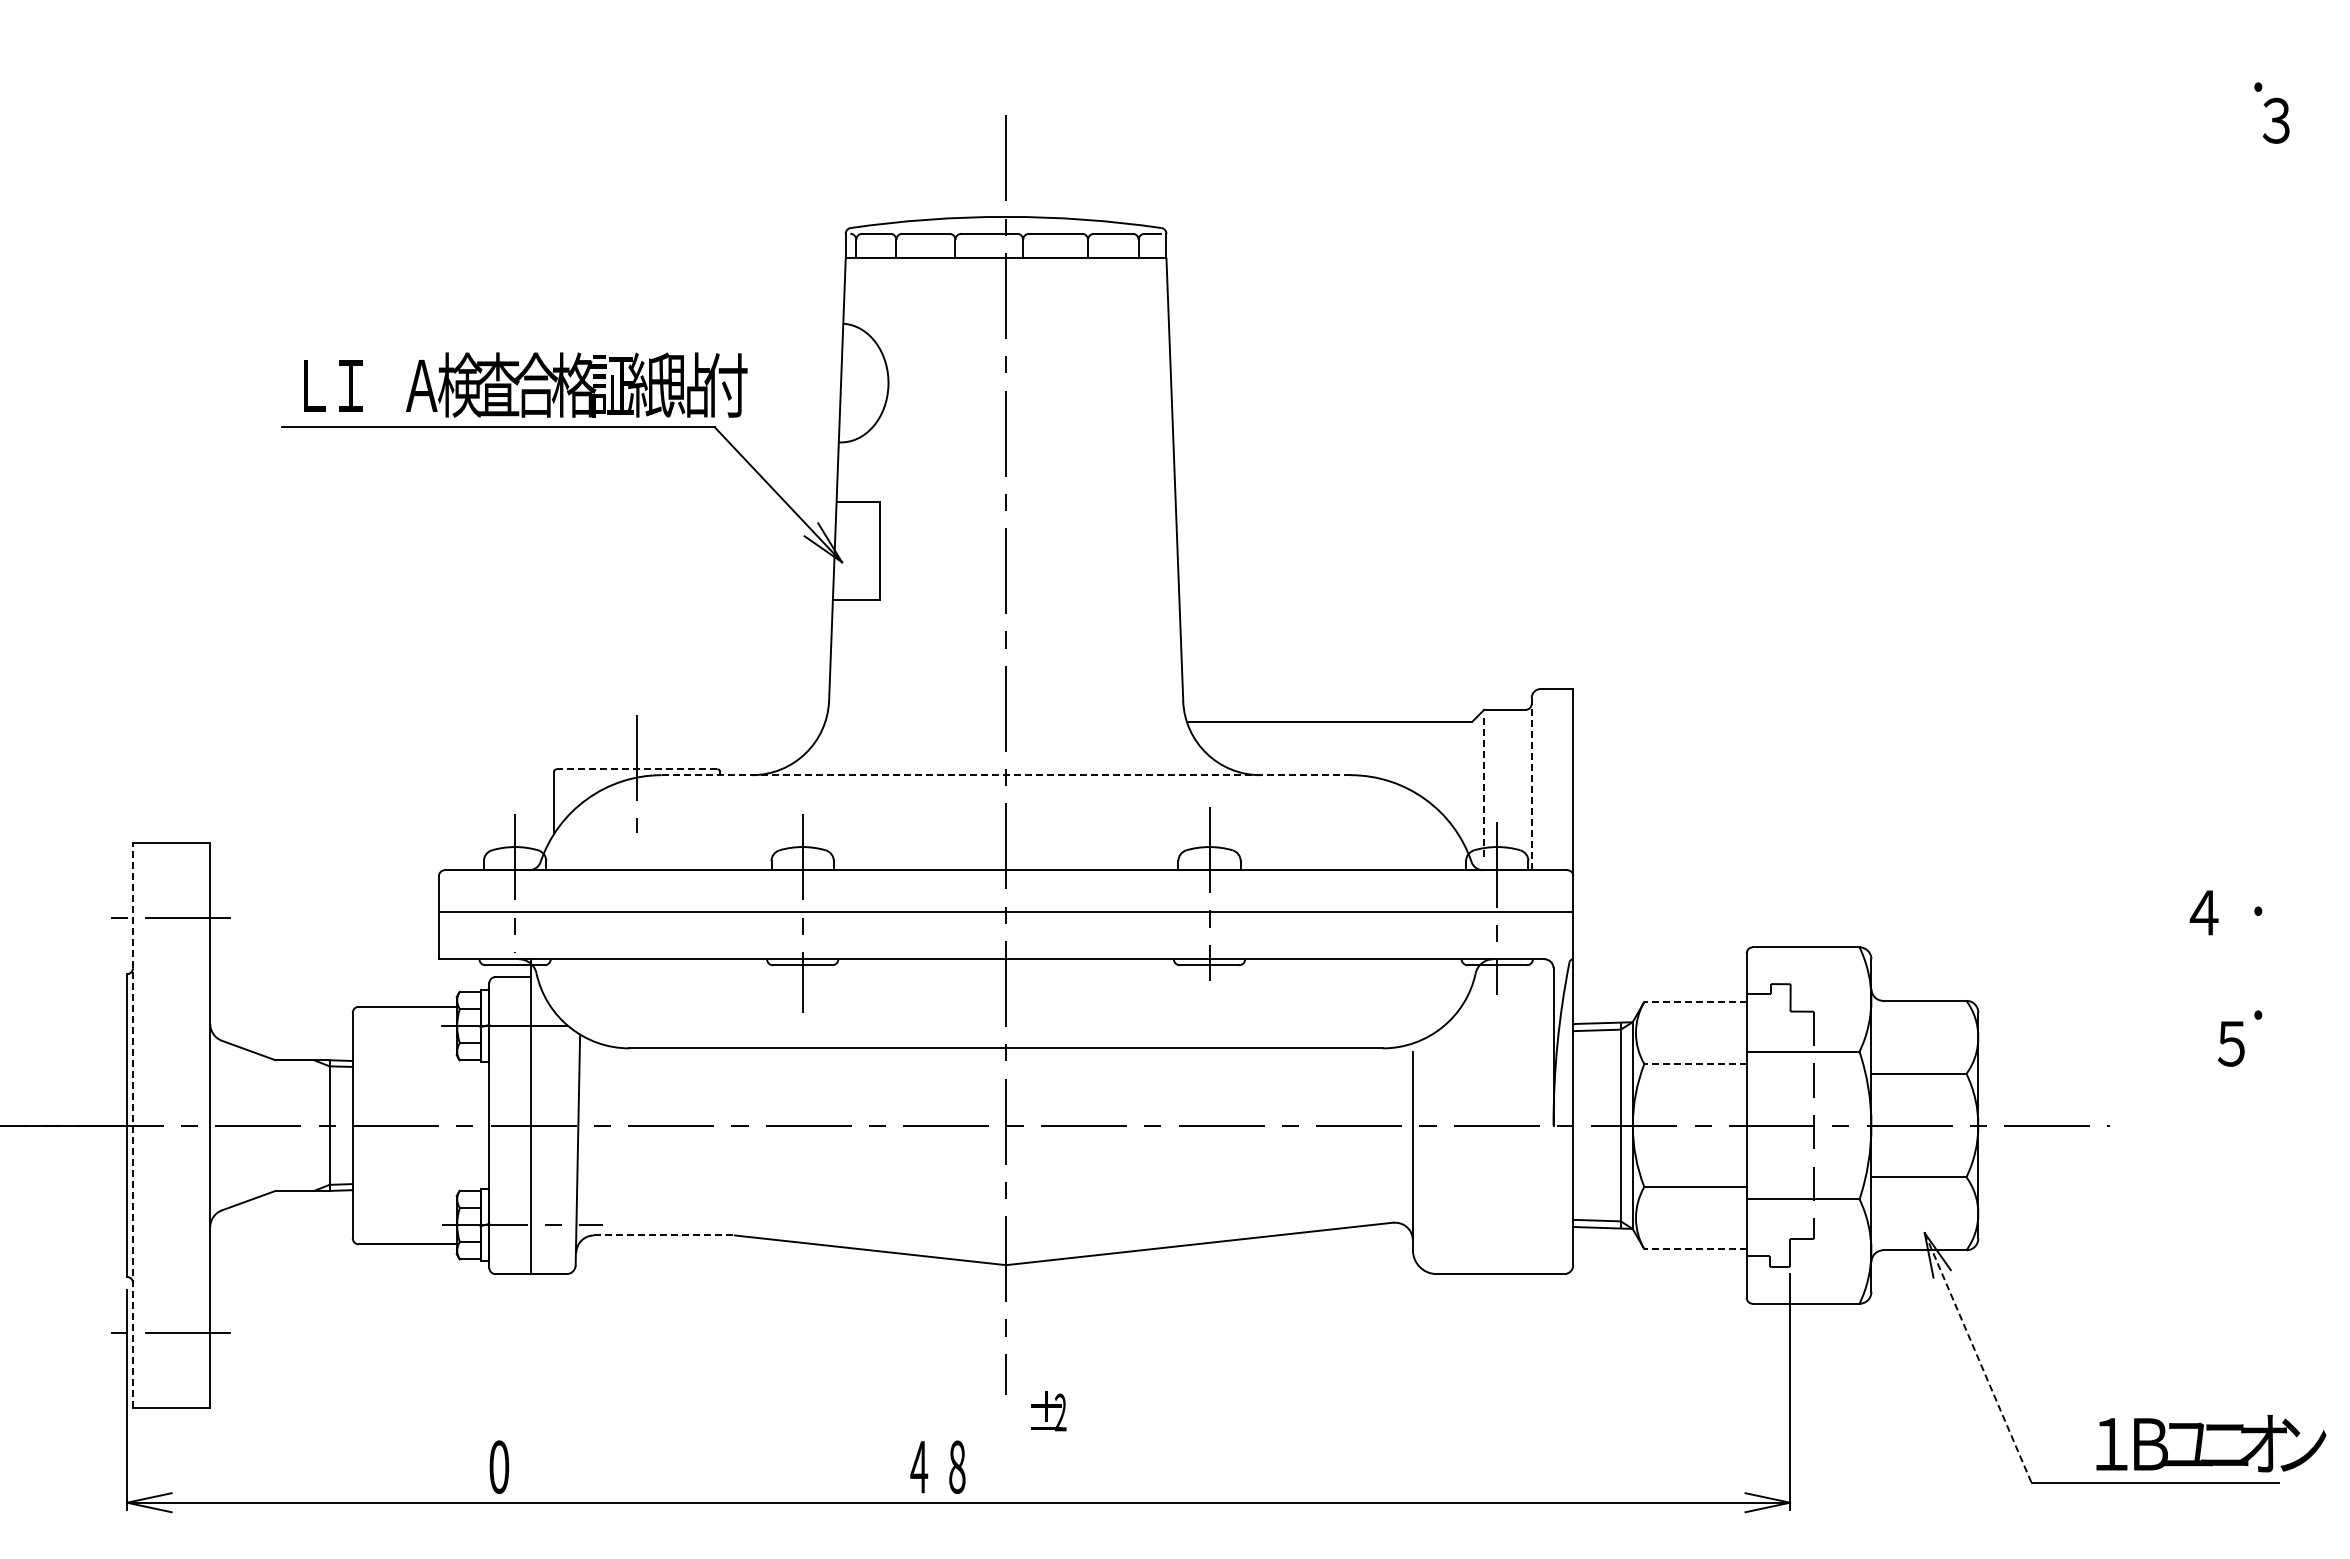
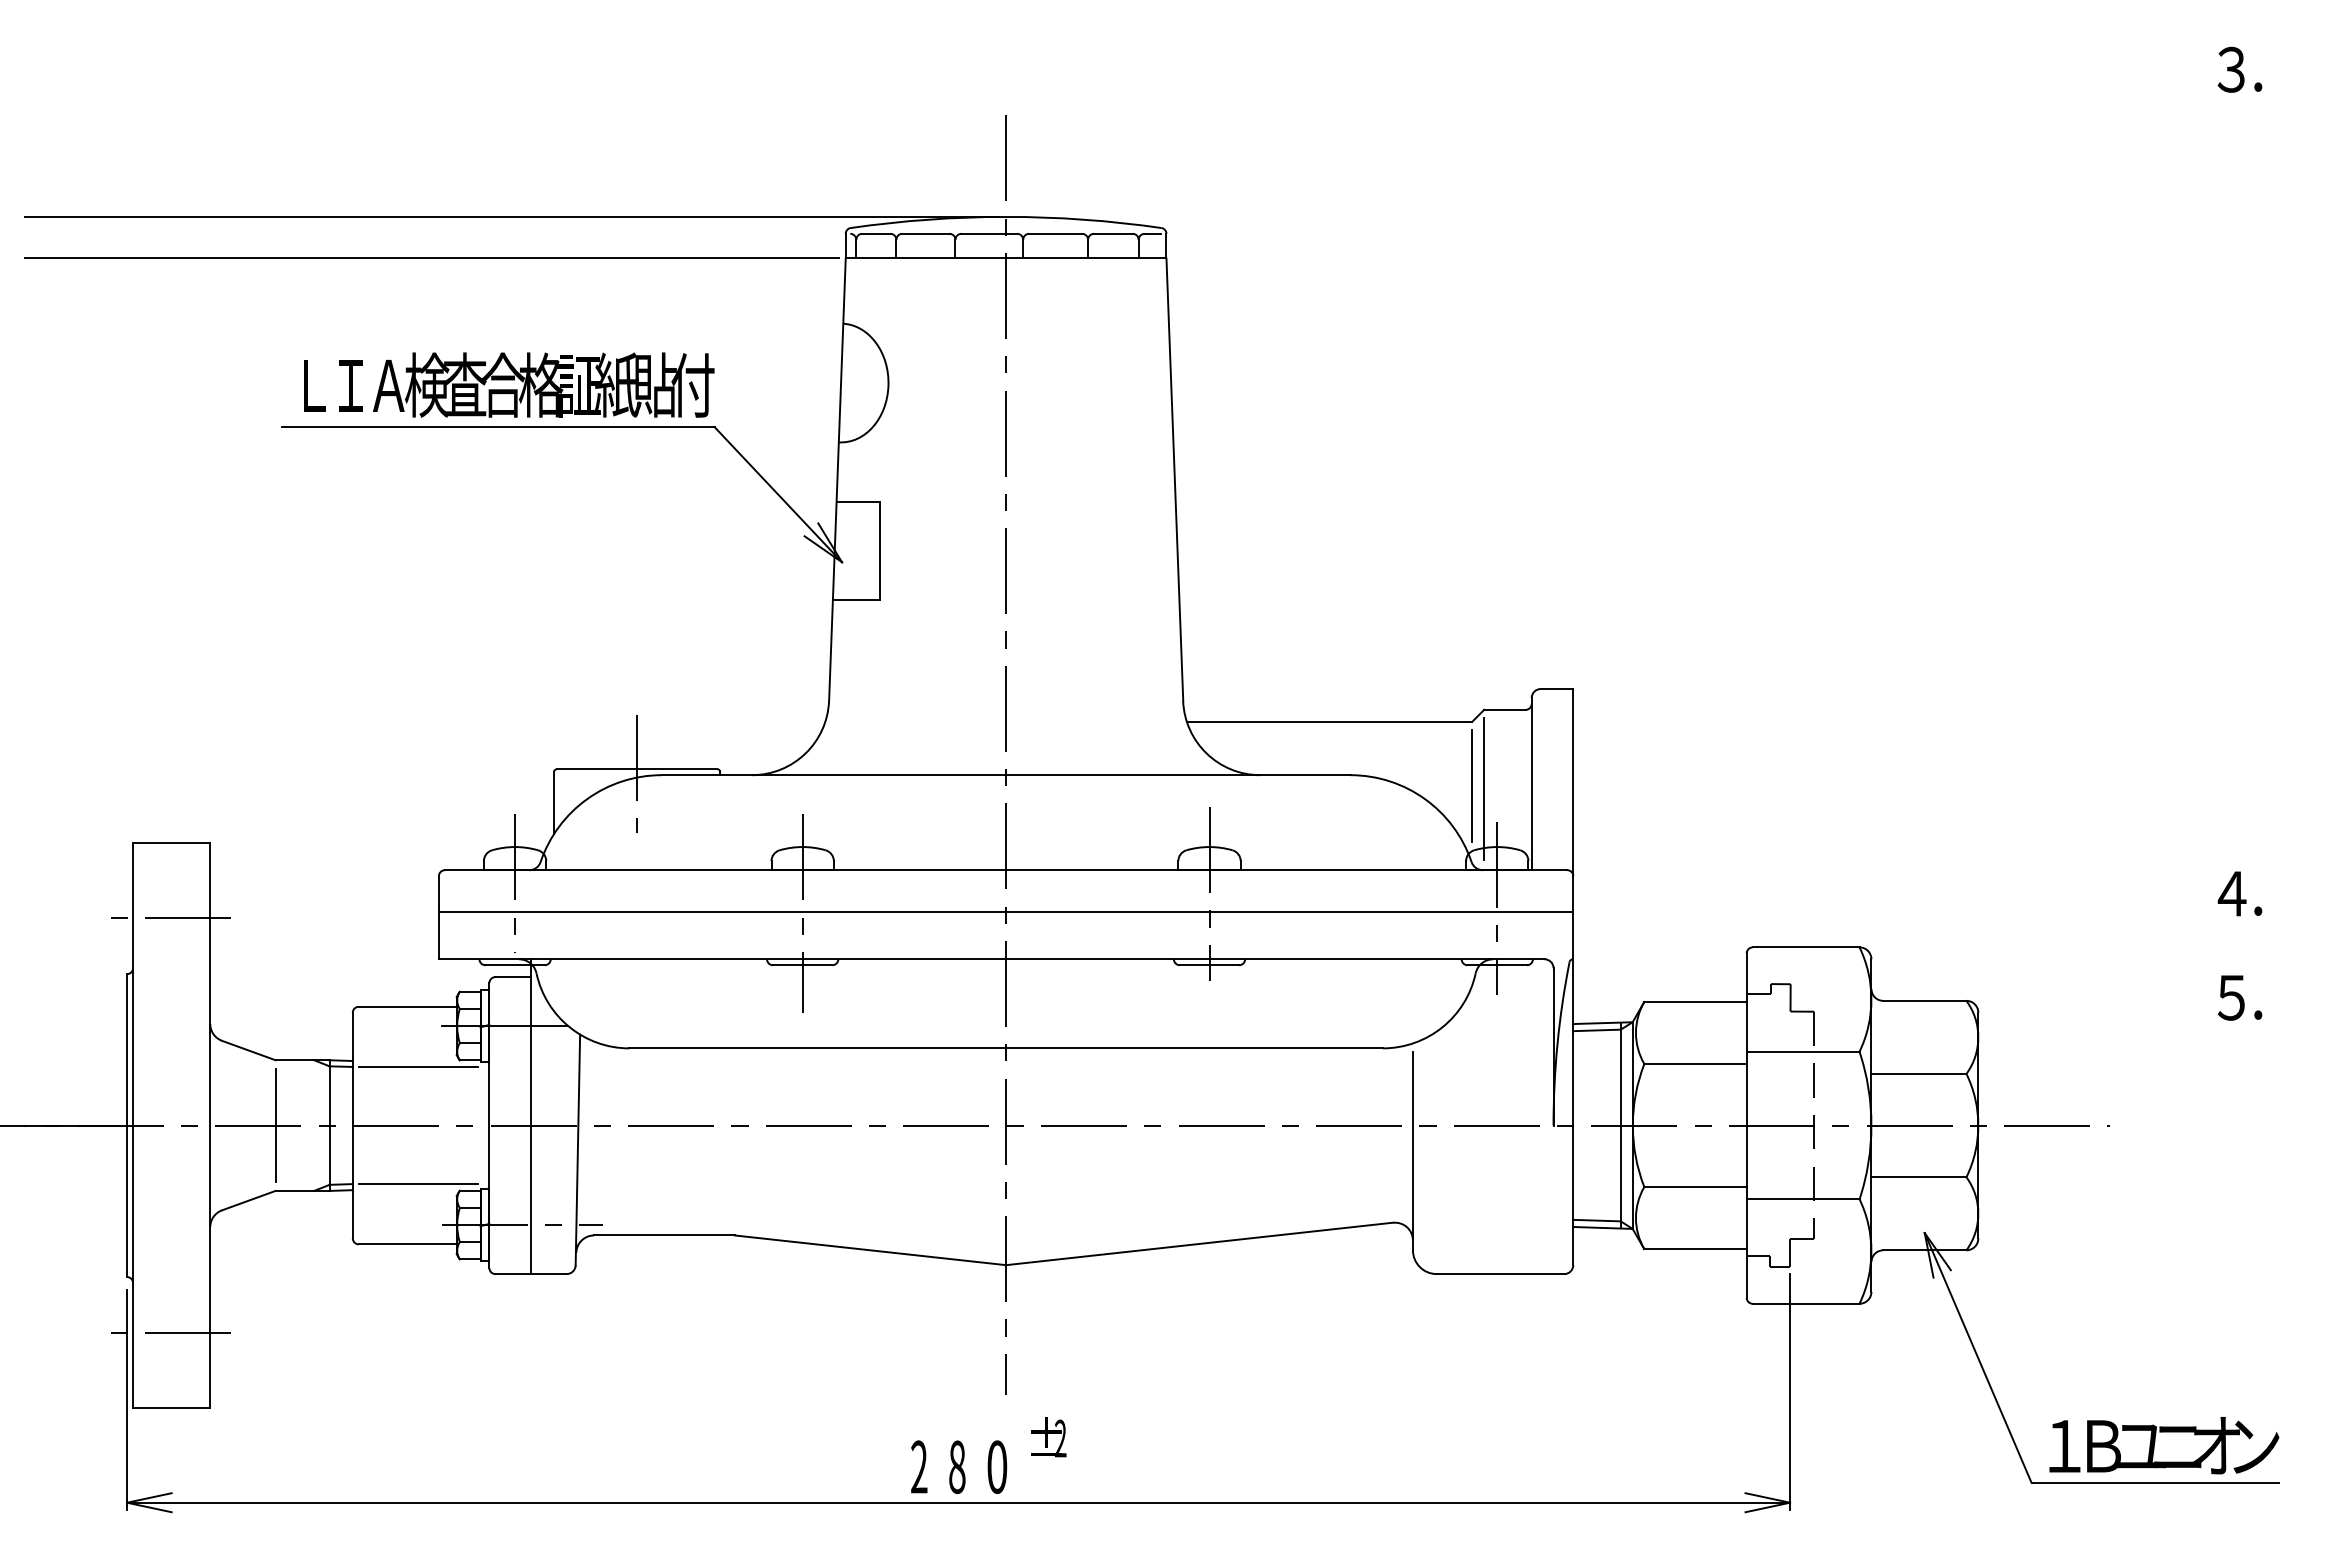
text position: (2275, 120) -> (2230, 69) (2230, 69)
line: none -> present (511, 216)
line: none -> present (431, 258)
text position: (576, 384) -> (543, 384) (543, 384)
line: dashed -> solid (636, 769)
line: dashed -> solid (1005, 775)
line: dashed -> solid (1531, 784)
line: none -> present (1472, 785)
line: dashed -> solid (1484, 788)
text position: (2203, 912) -> (2231, 893) (2231, 893)
line: dashed -> solid (1694, 1002)
text position: (2231, 1043) -> (2231, 997) (2231, 997)
line: dashed -> solid (1694, 1063)
line: none -> present (417, 1067)
line: dashed -> solid (133, 1125)
line: none -> present (275, 1125)
line: none -> present (417, 1183)
line: dashed -> solid (664, 1235)
line: dashed -> solid (1694, 1248)
line: dashed -> solid (1978, 1357)
text position: (1048, 1411) -> (1048, 1437) (1048, 1437)
text position: (2211, 1443) -> (2164, 1445) (2164, 1445)
text: 4 -> 2 (919, 1466)
text position: (499, 1467) -> (997, 1467) (997, 1467)
